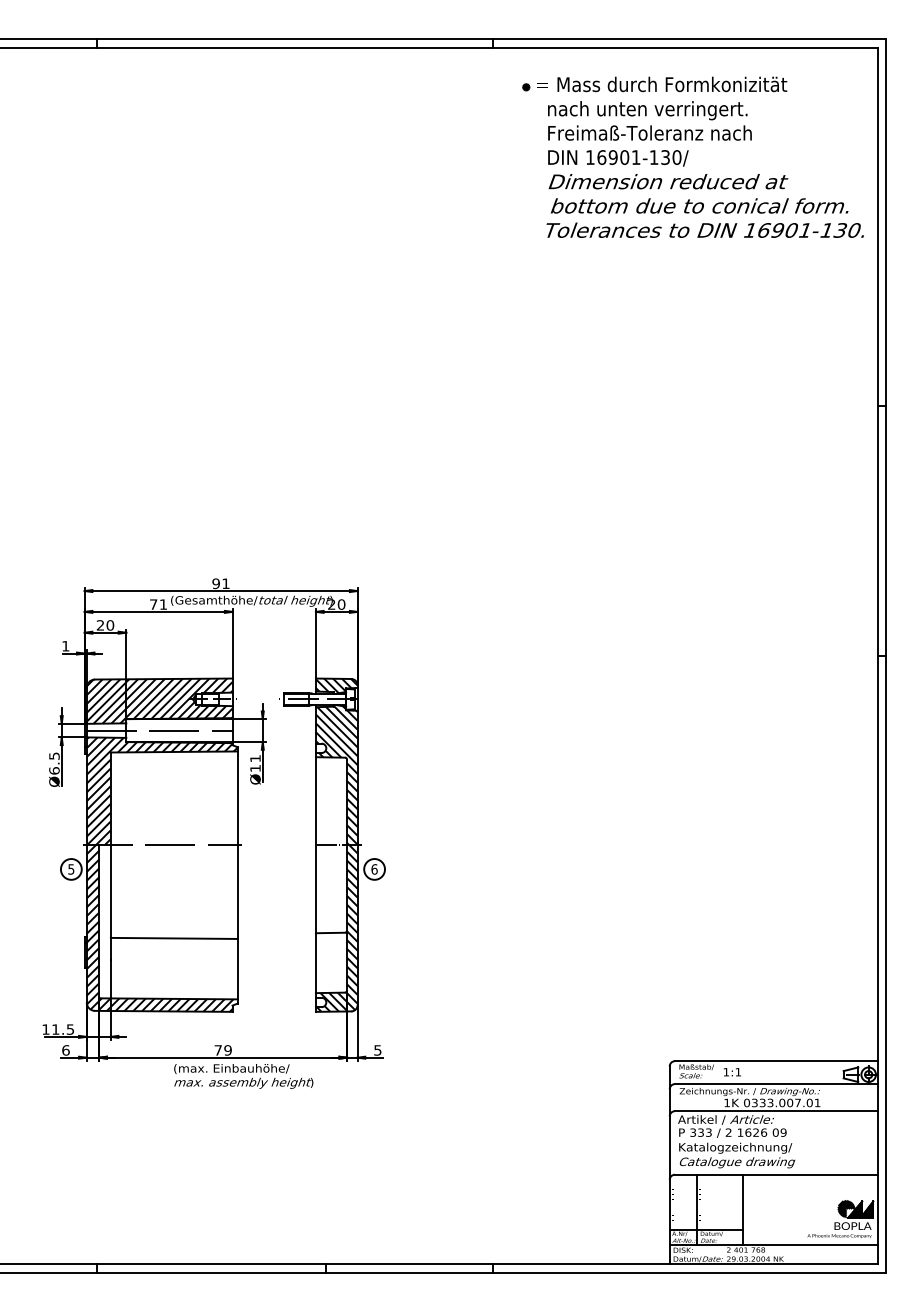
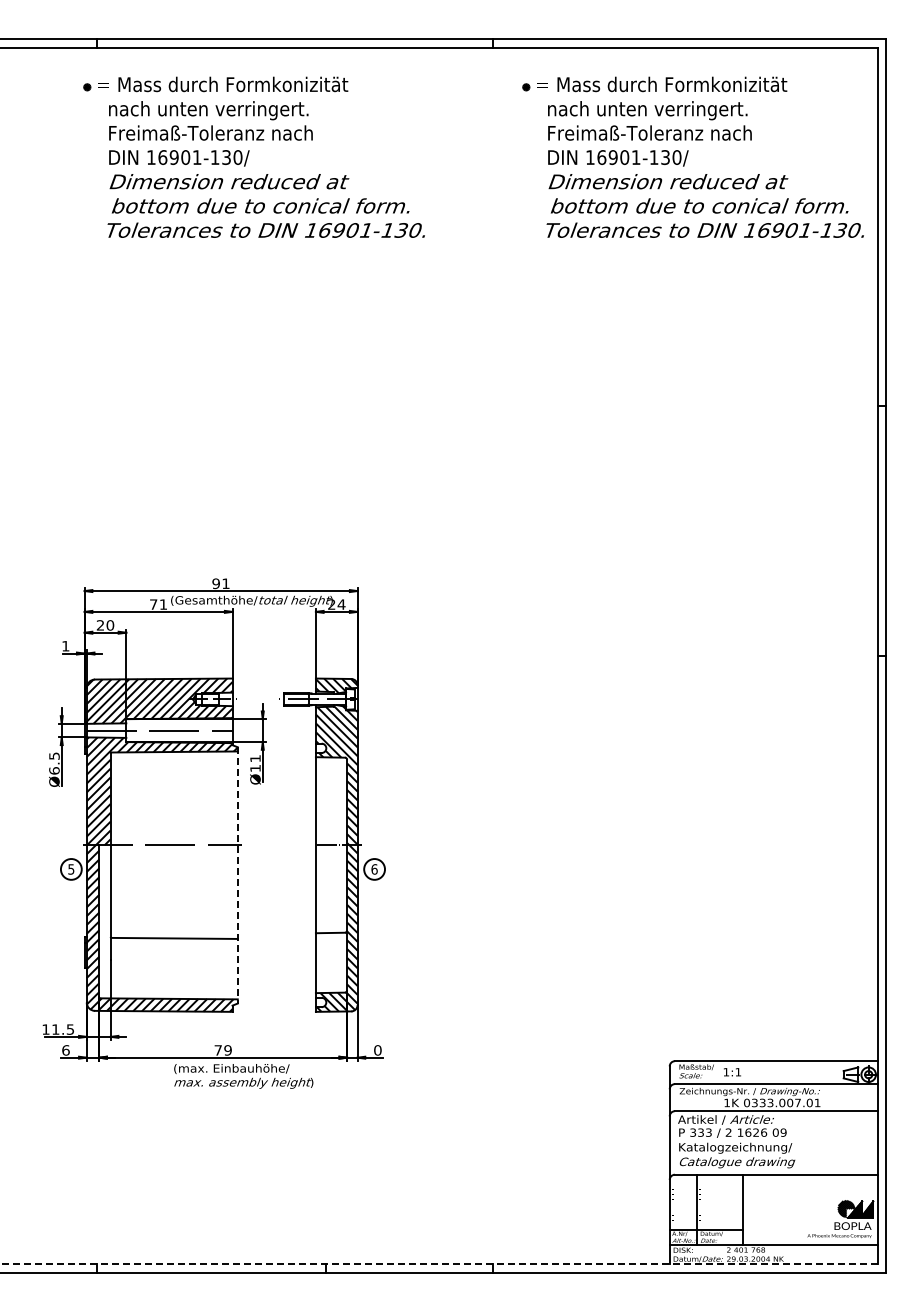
part: none -> present (253, 156)
text: 20 -> 24 (341, 604)
line: solid -> dashed (237, 875)
text: 5 -> 0 (377, 1050)
line: solid -> dashed (439, 1264)
